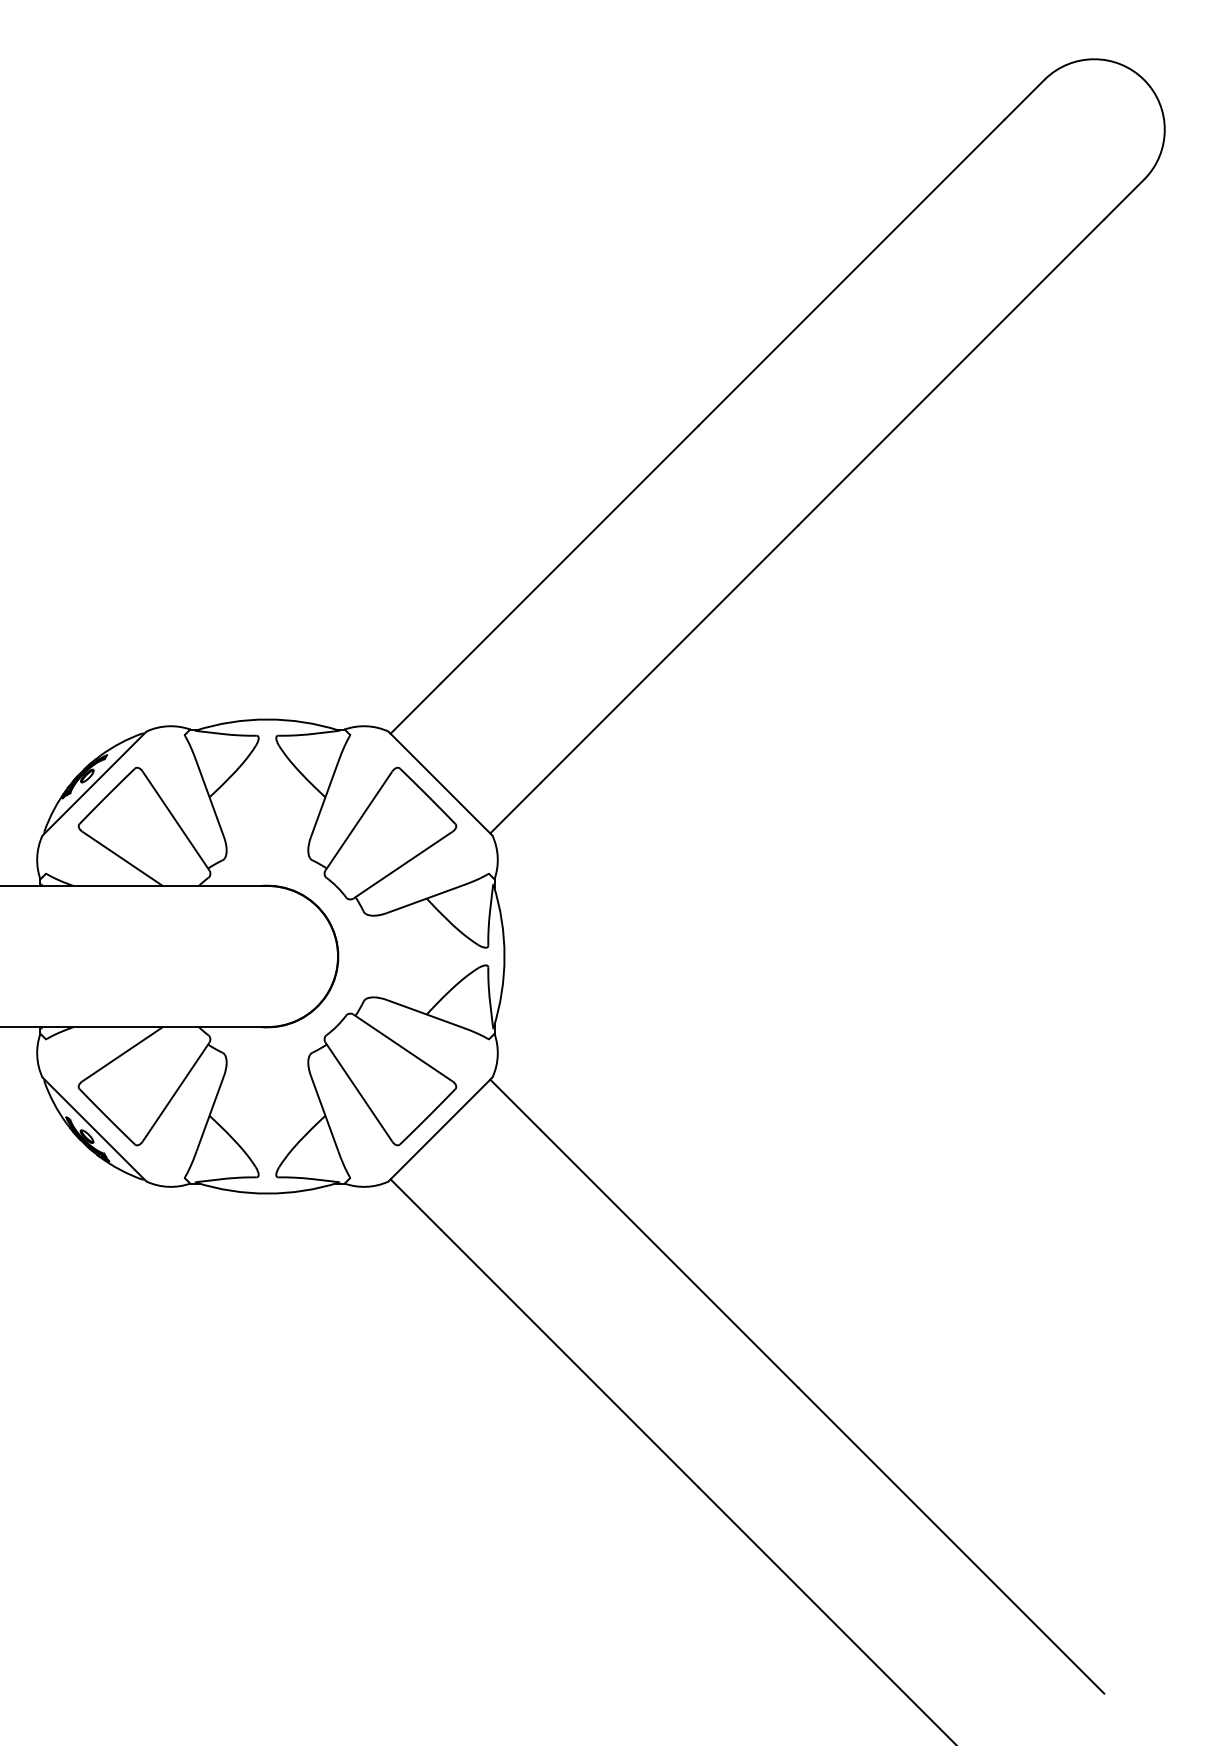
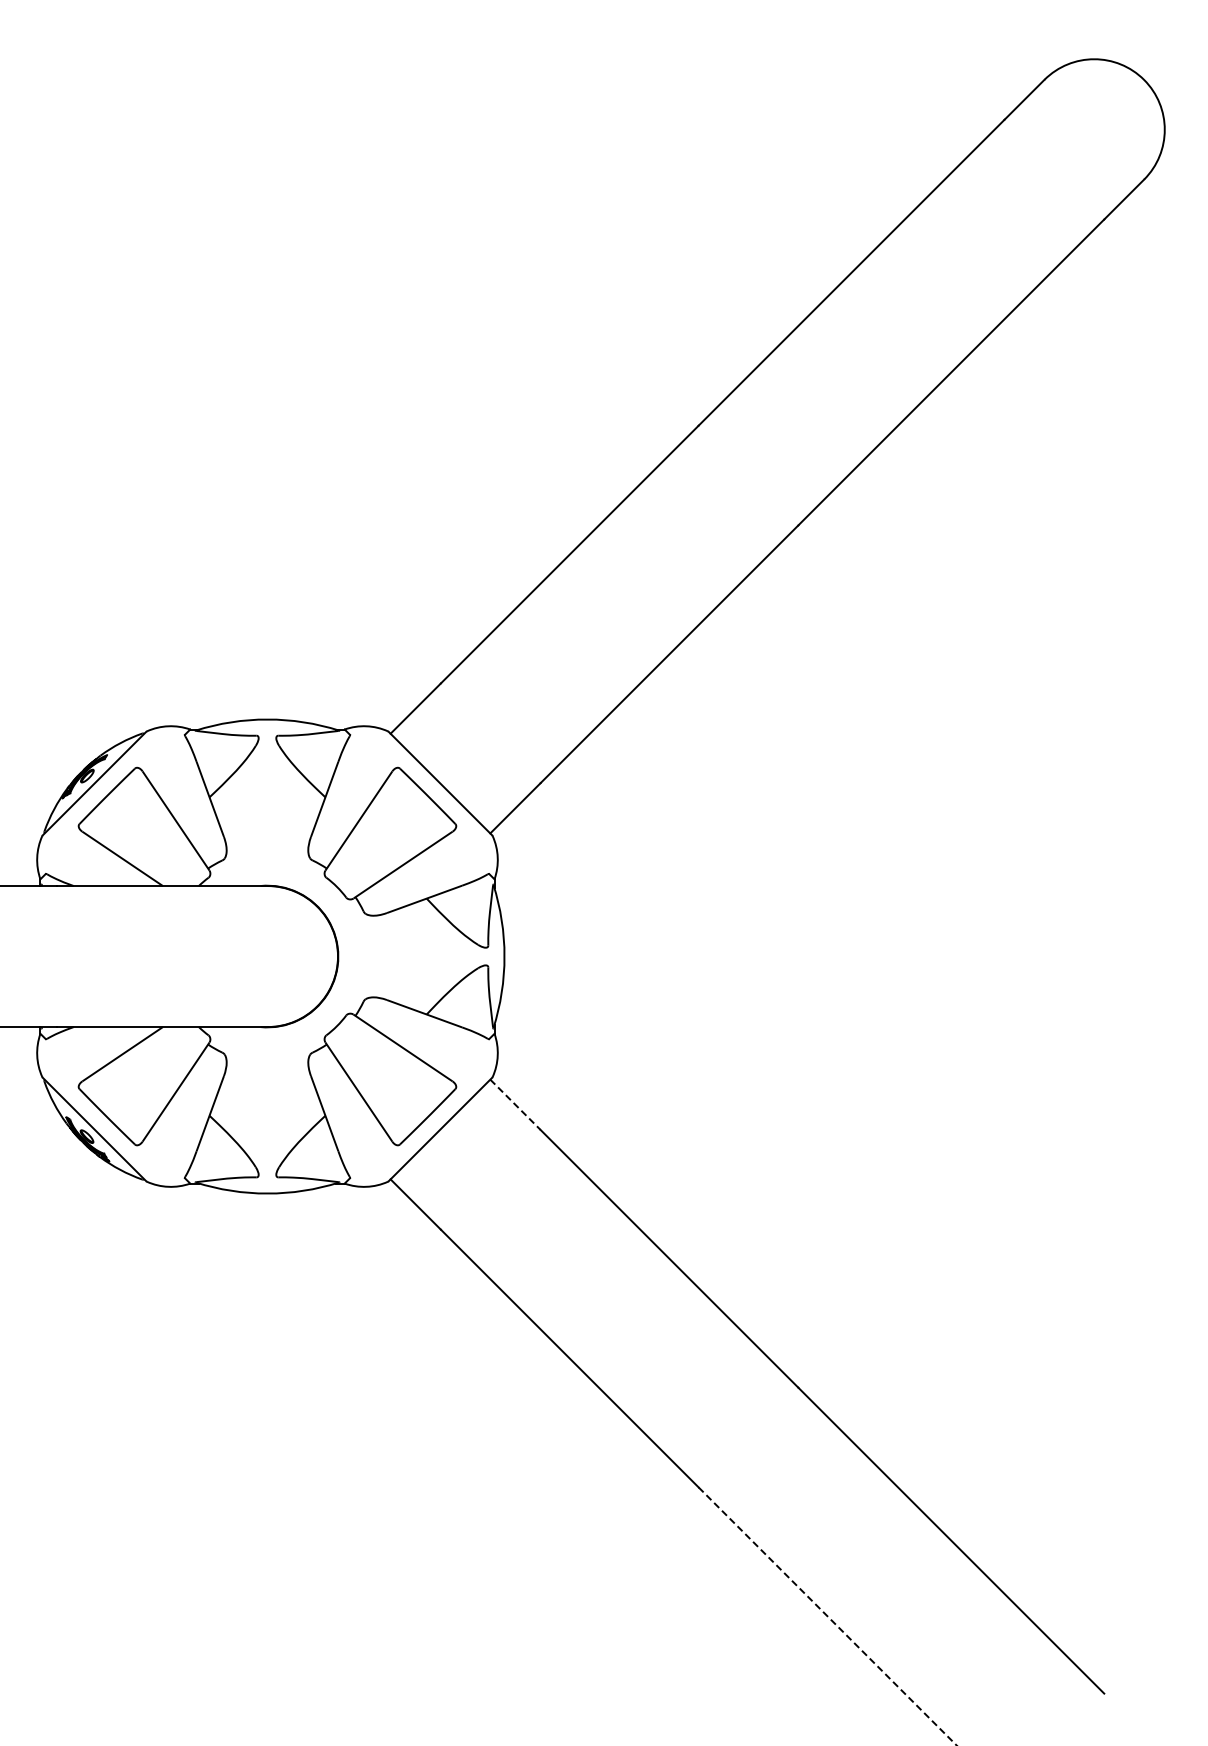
line: solid -> dashed (515, 1104)
line: solid -> dashed (827, 1616)
